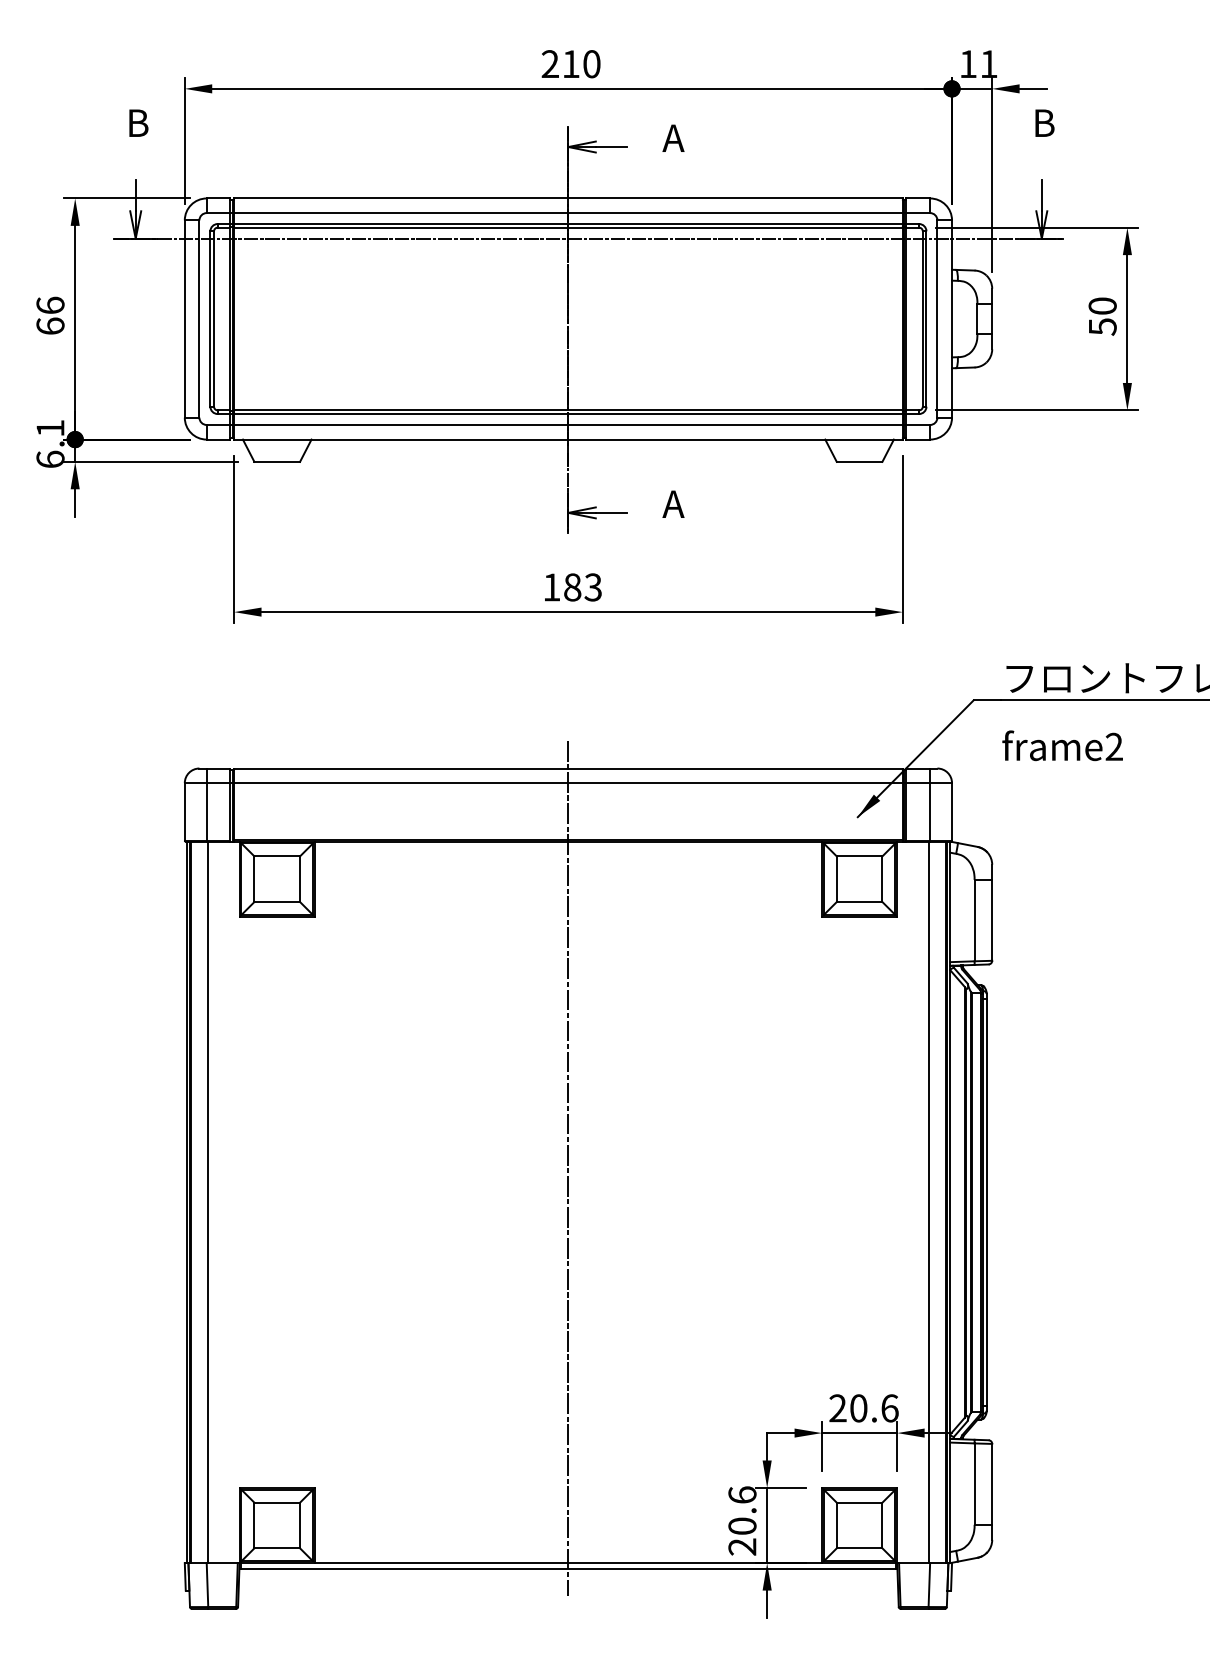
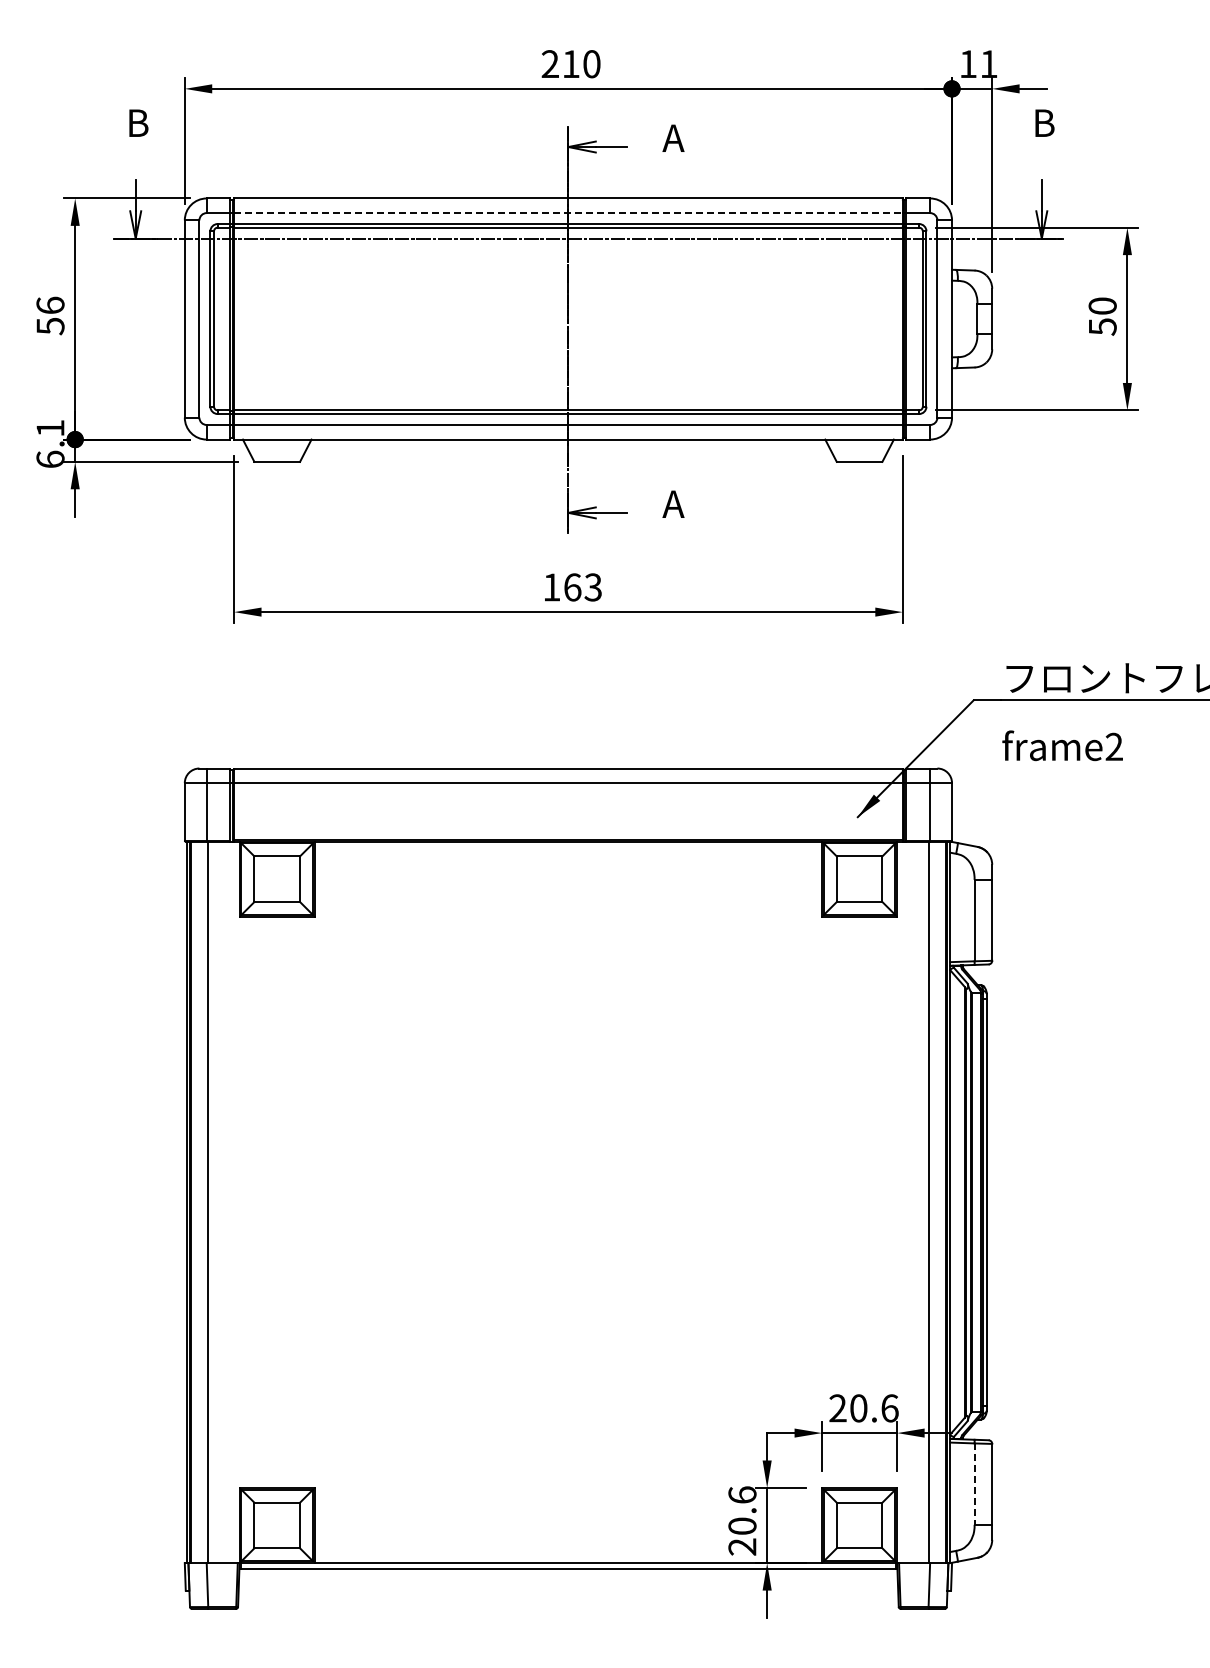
line: solid -> dashed (568, 213)
text: 66 -> 56 (50, 326)
text: 183 -> 163 (572, 587)
line: present -> none (568, 1168)
line: solid -> dashed (974, 1484)
